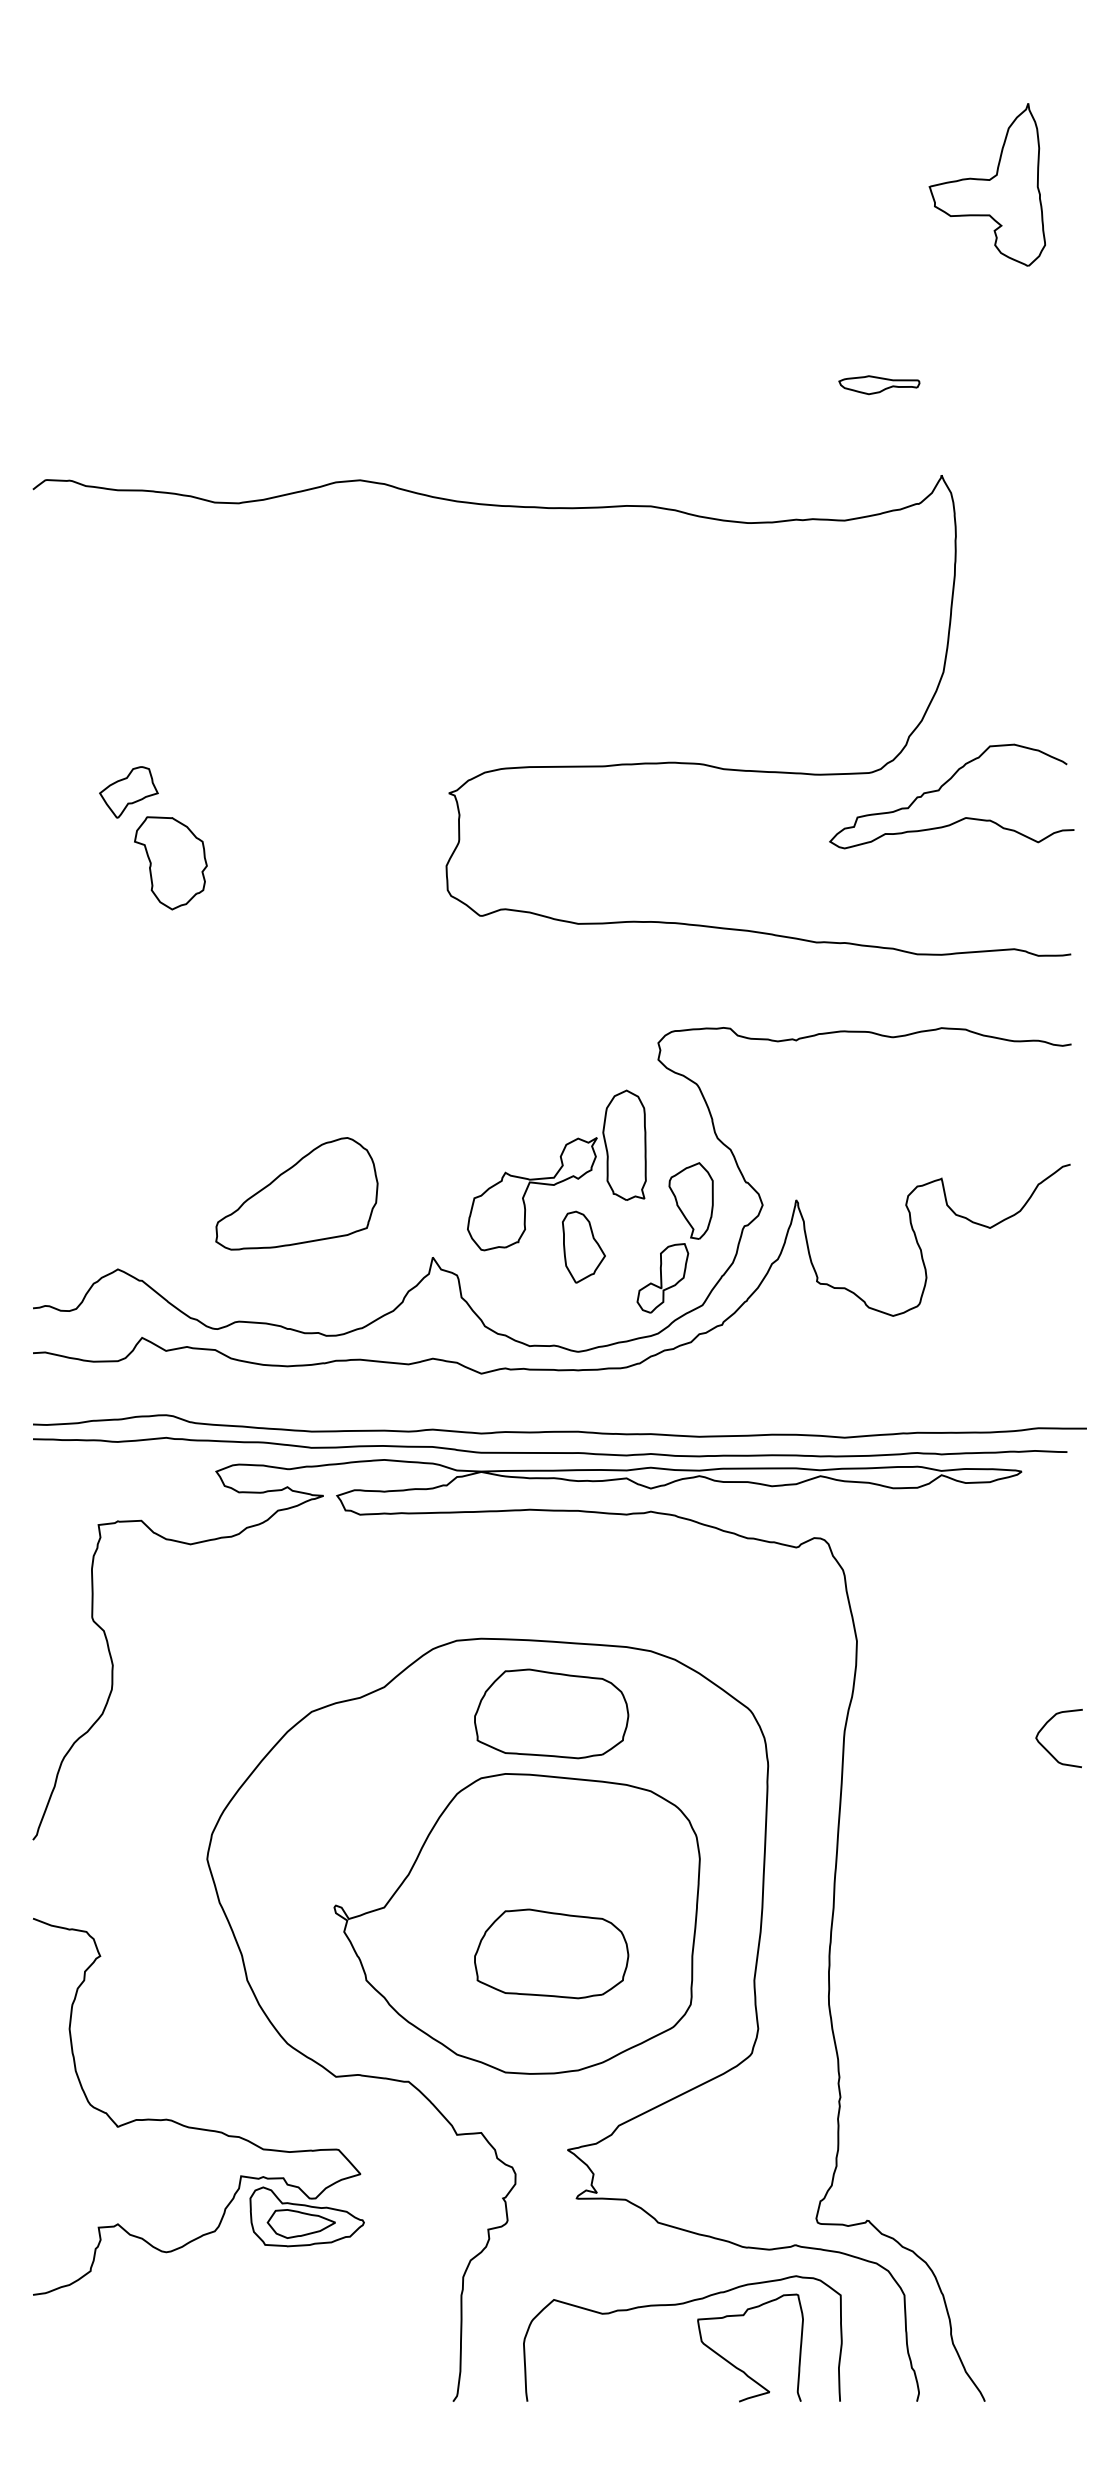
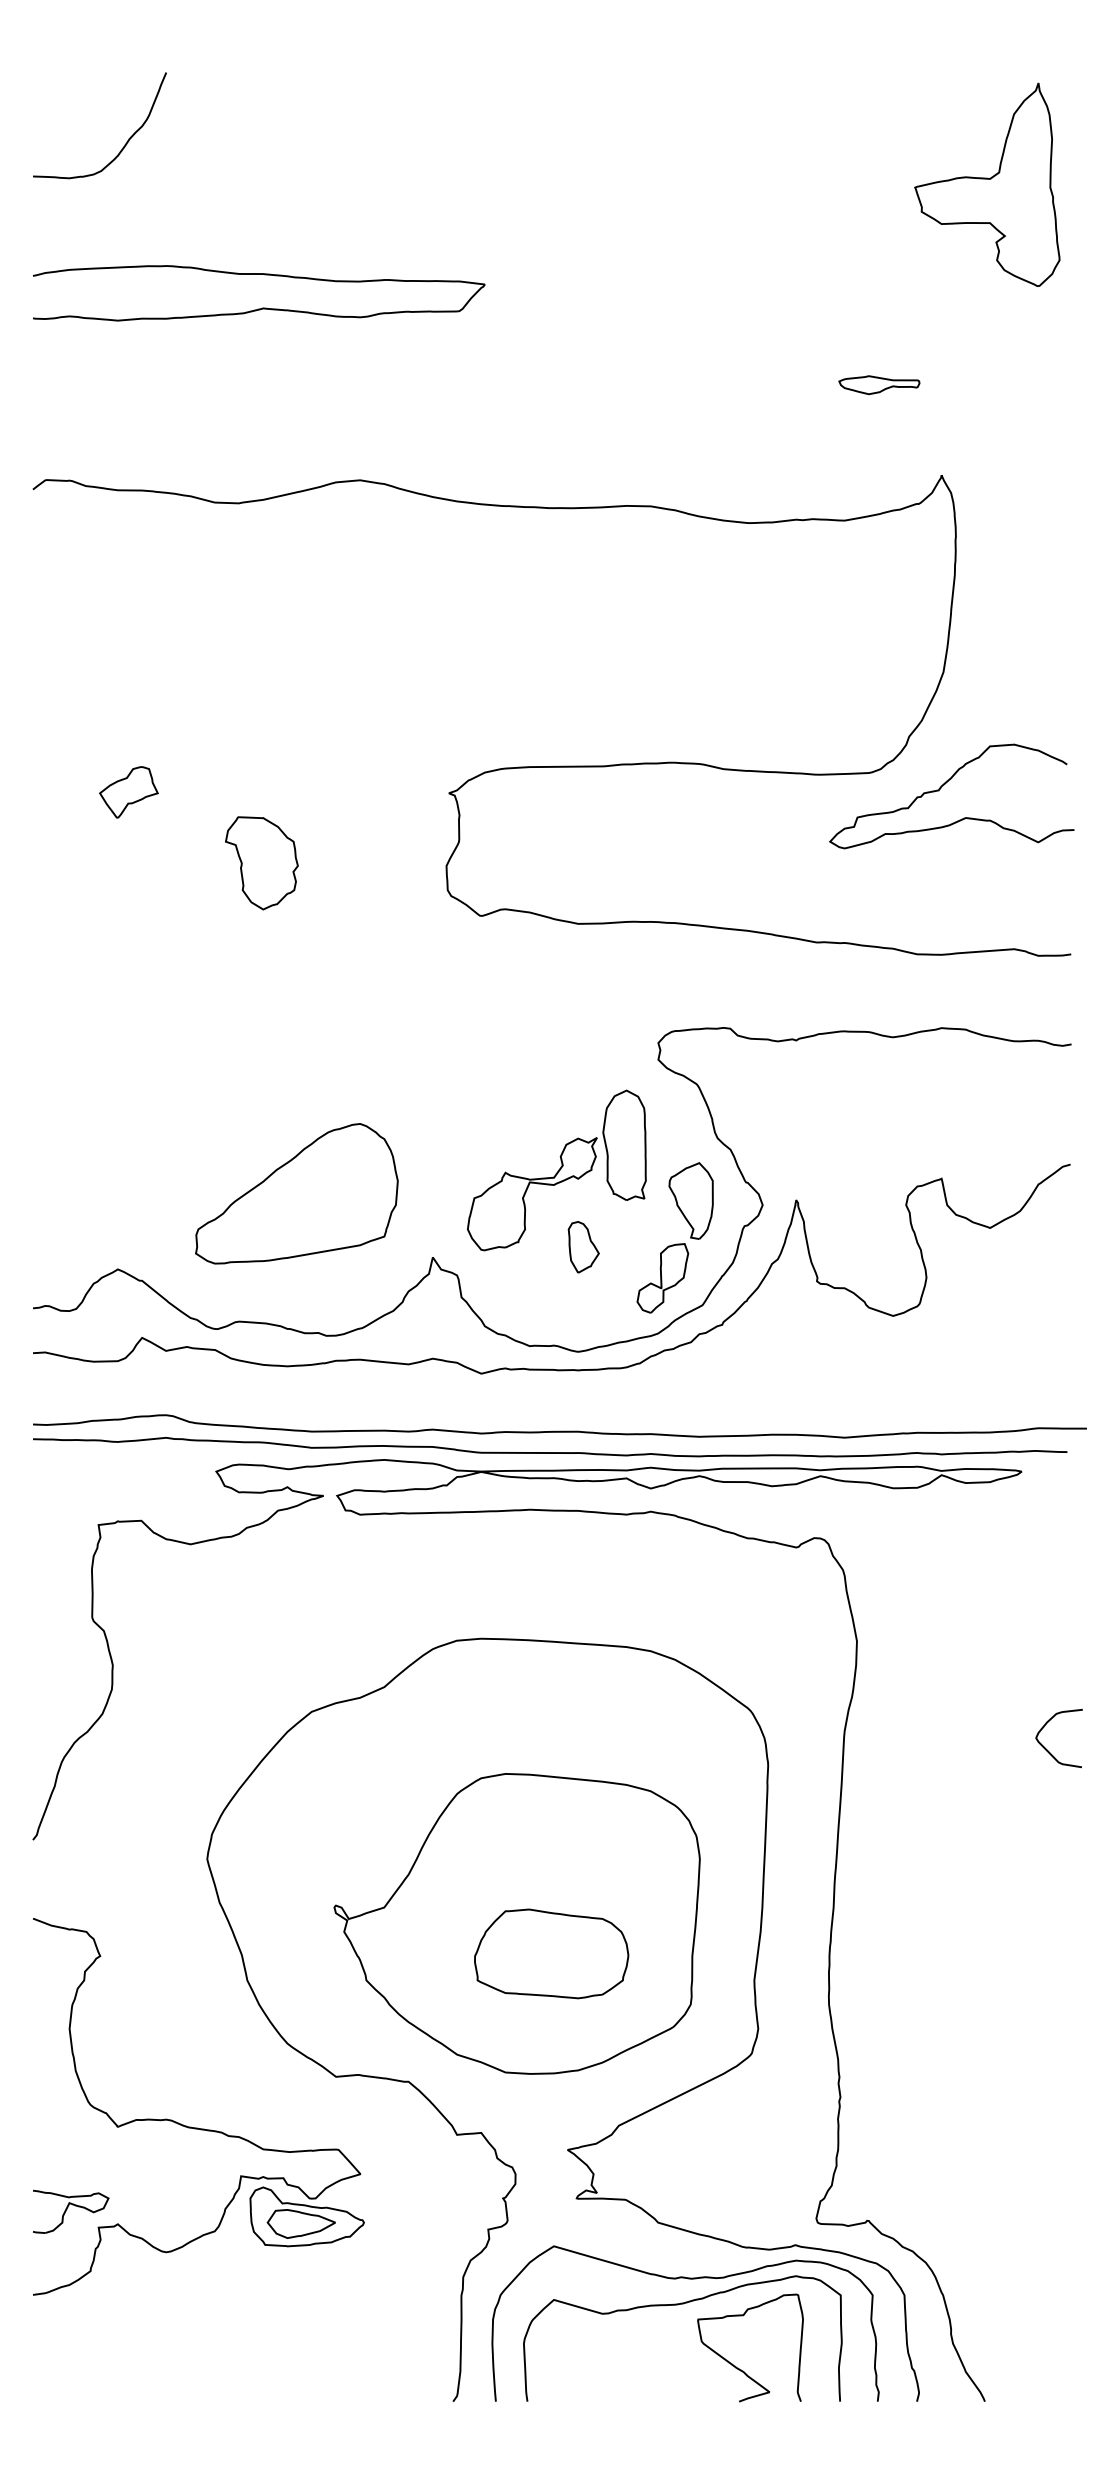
curve: none -> present (126, 141)
part size: 118x164 px -> 147x205 px (987, 184)
part: none -> present (262, 307)
part position: (170, 863) -> (261, 863) (261, 863)
part size: 164x114 px -> 204x142 px (296, 1193)
part size: 44x74 px -> 33x53 px (583, 1247)
part: present -> none (551, 1713)
part: none -> present (71, 2211)
curve: none -> present (687, 2279)
